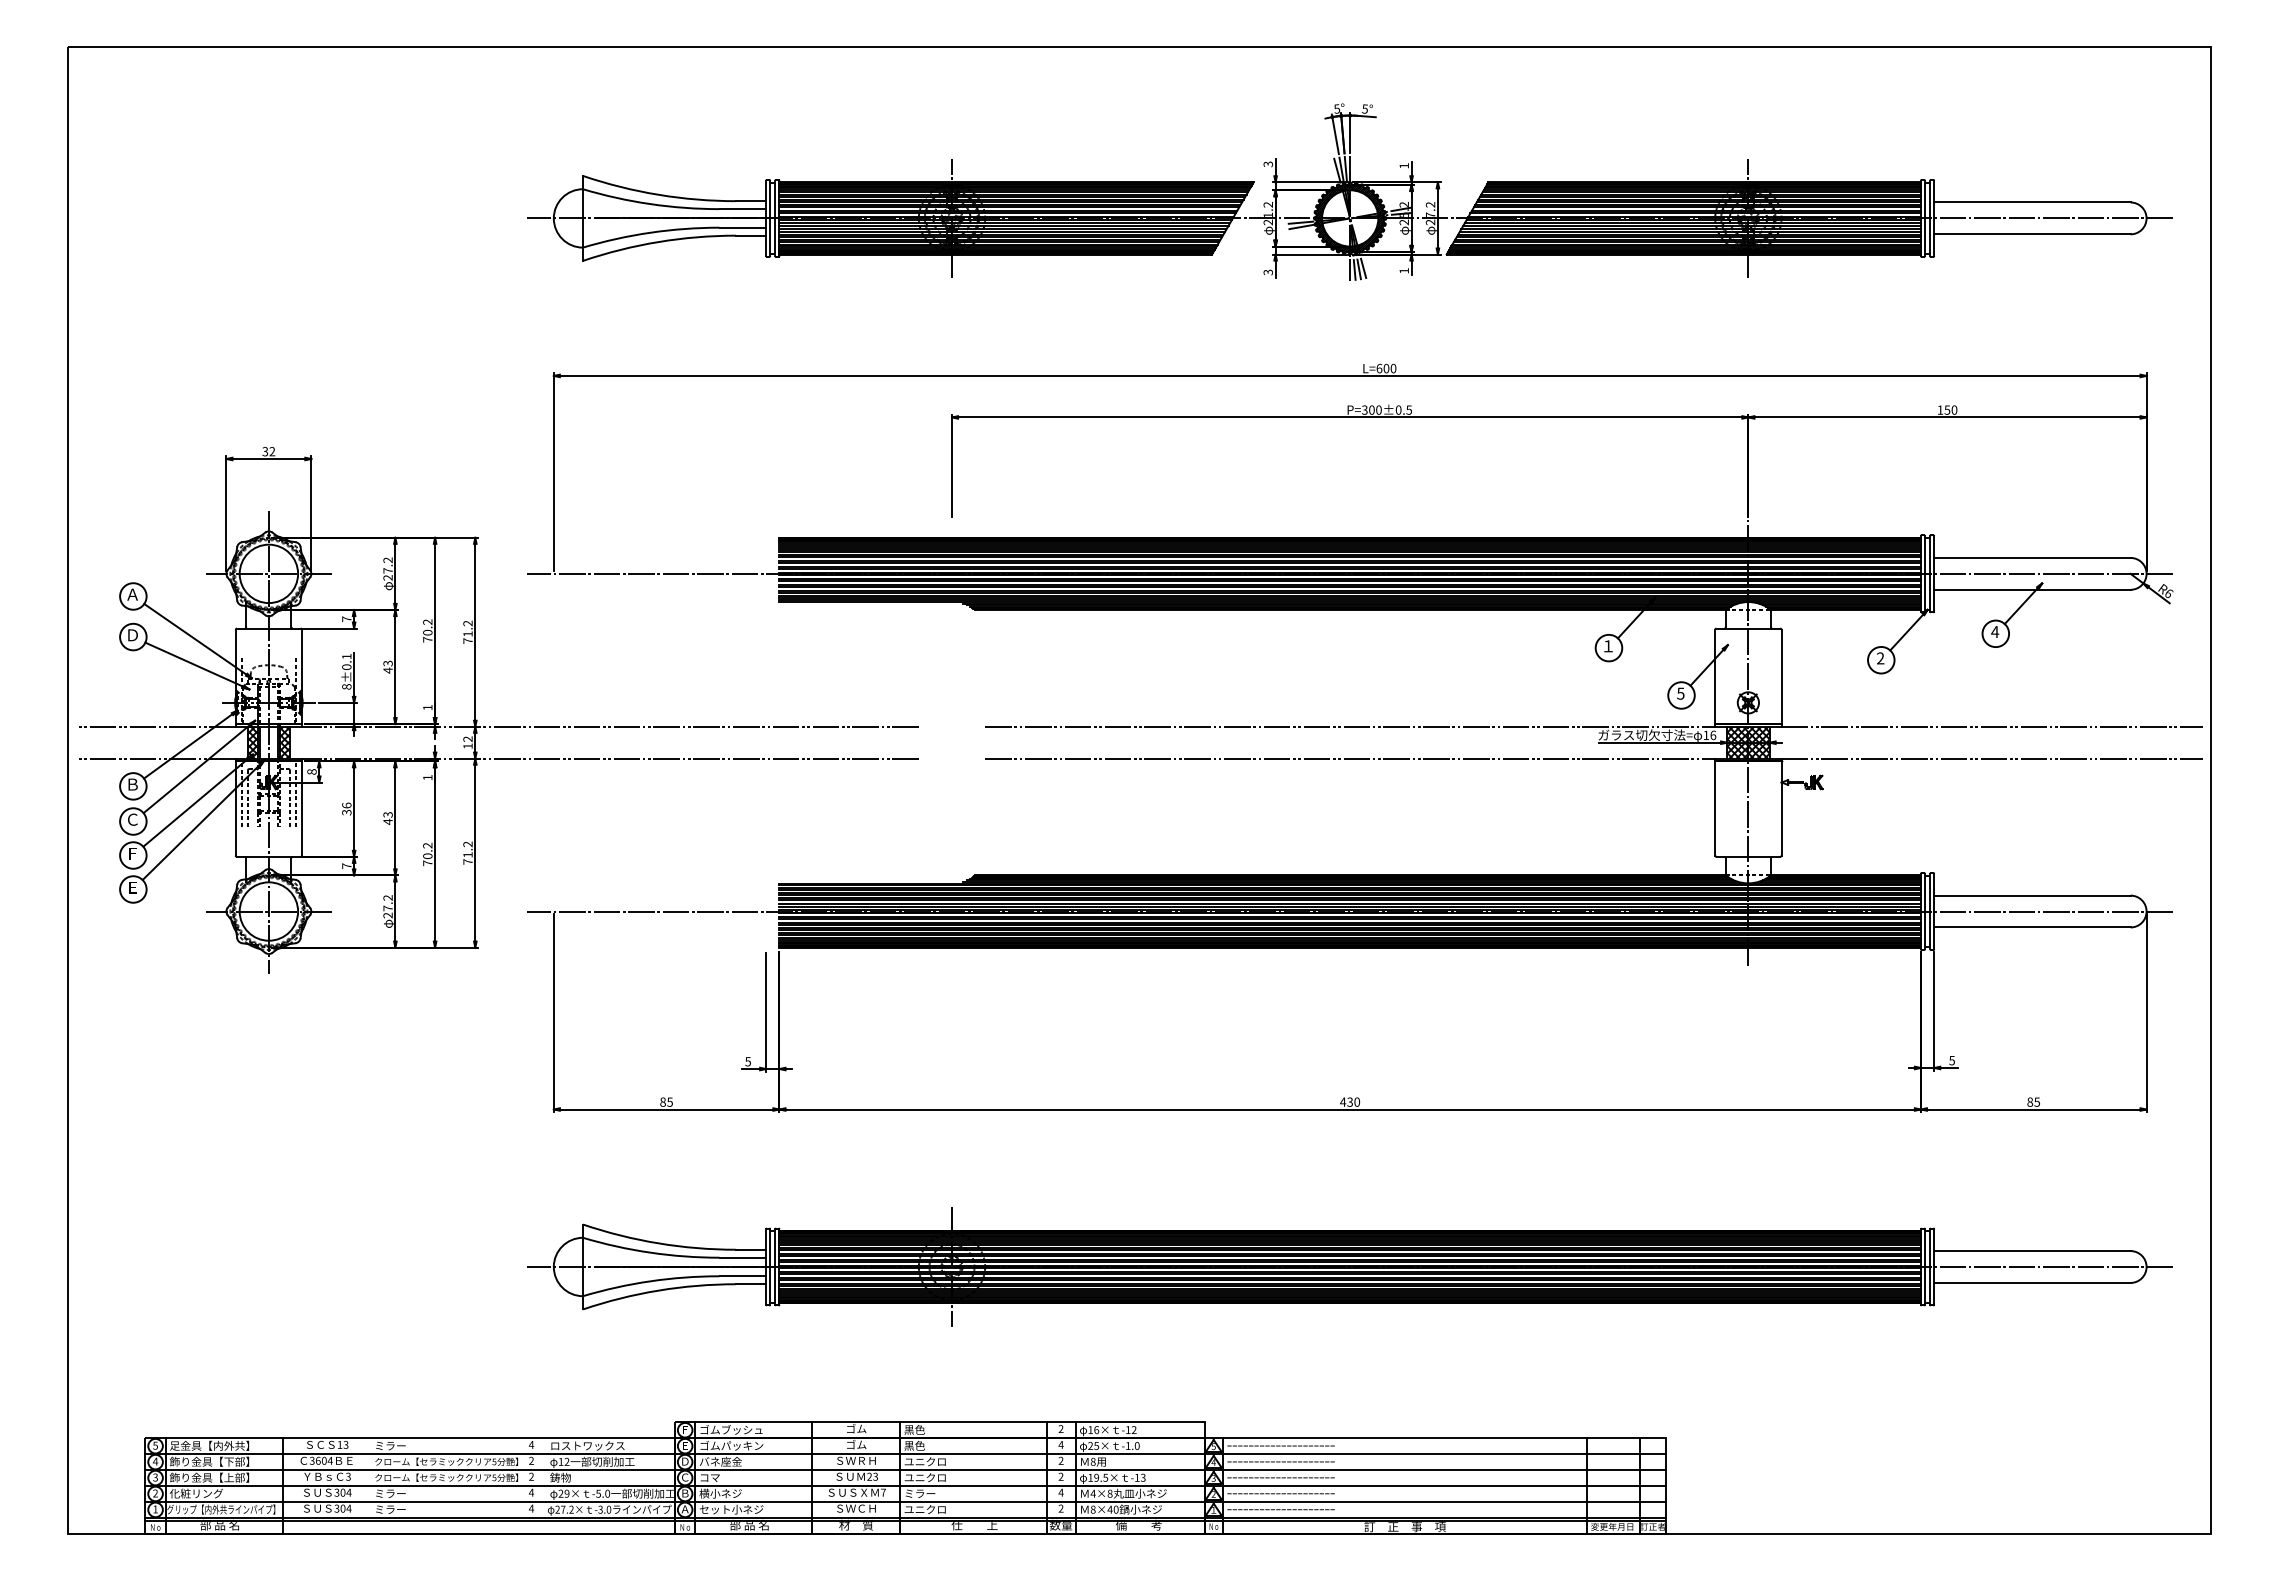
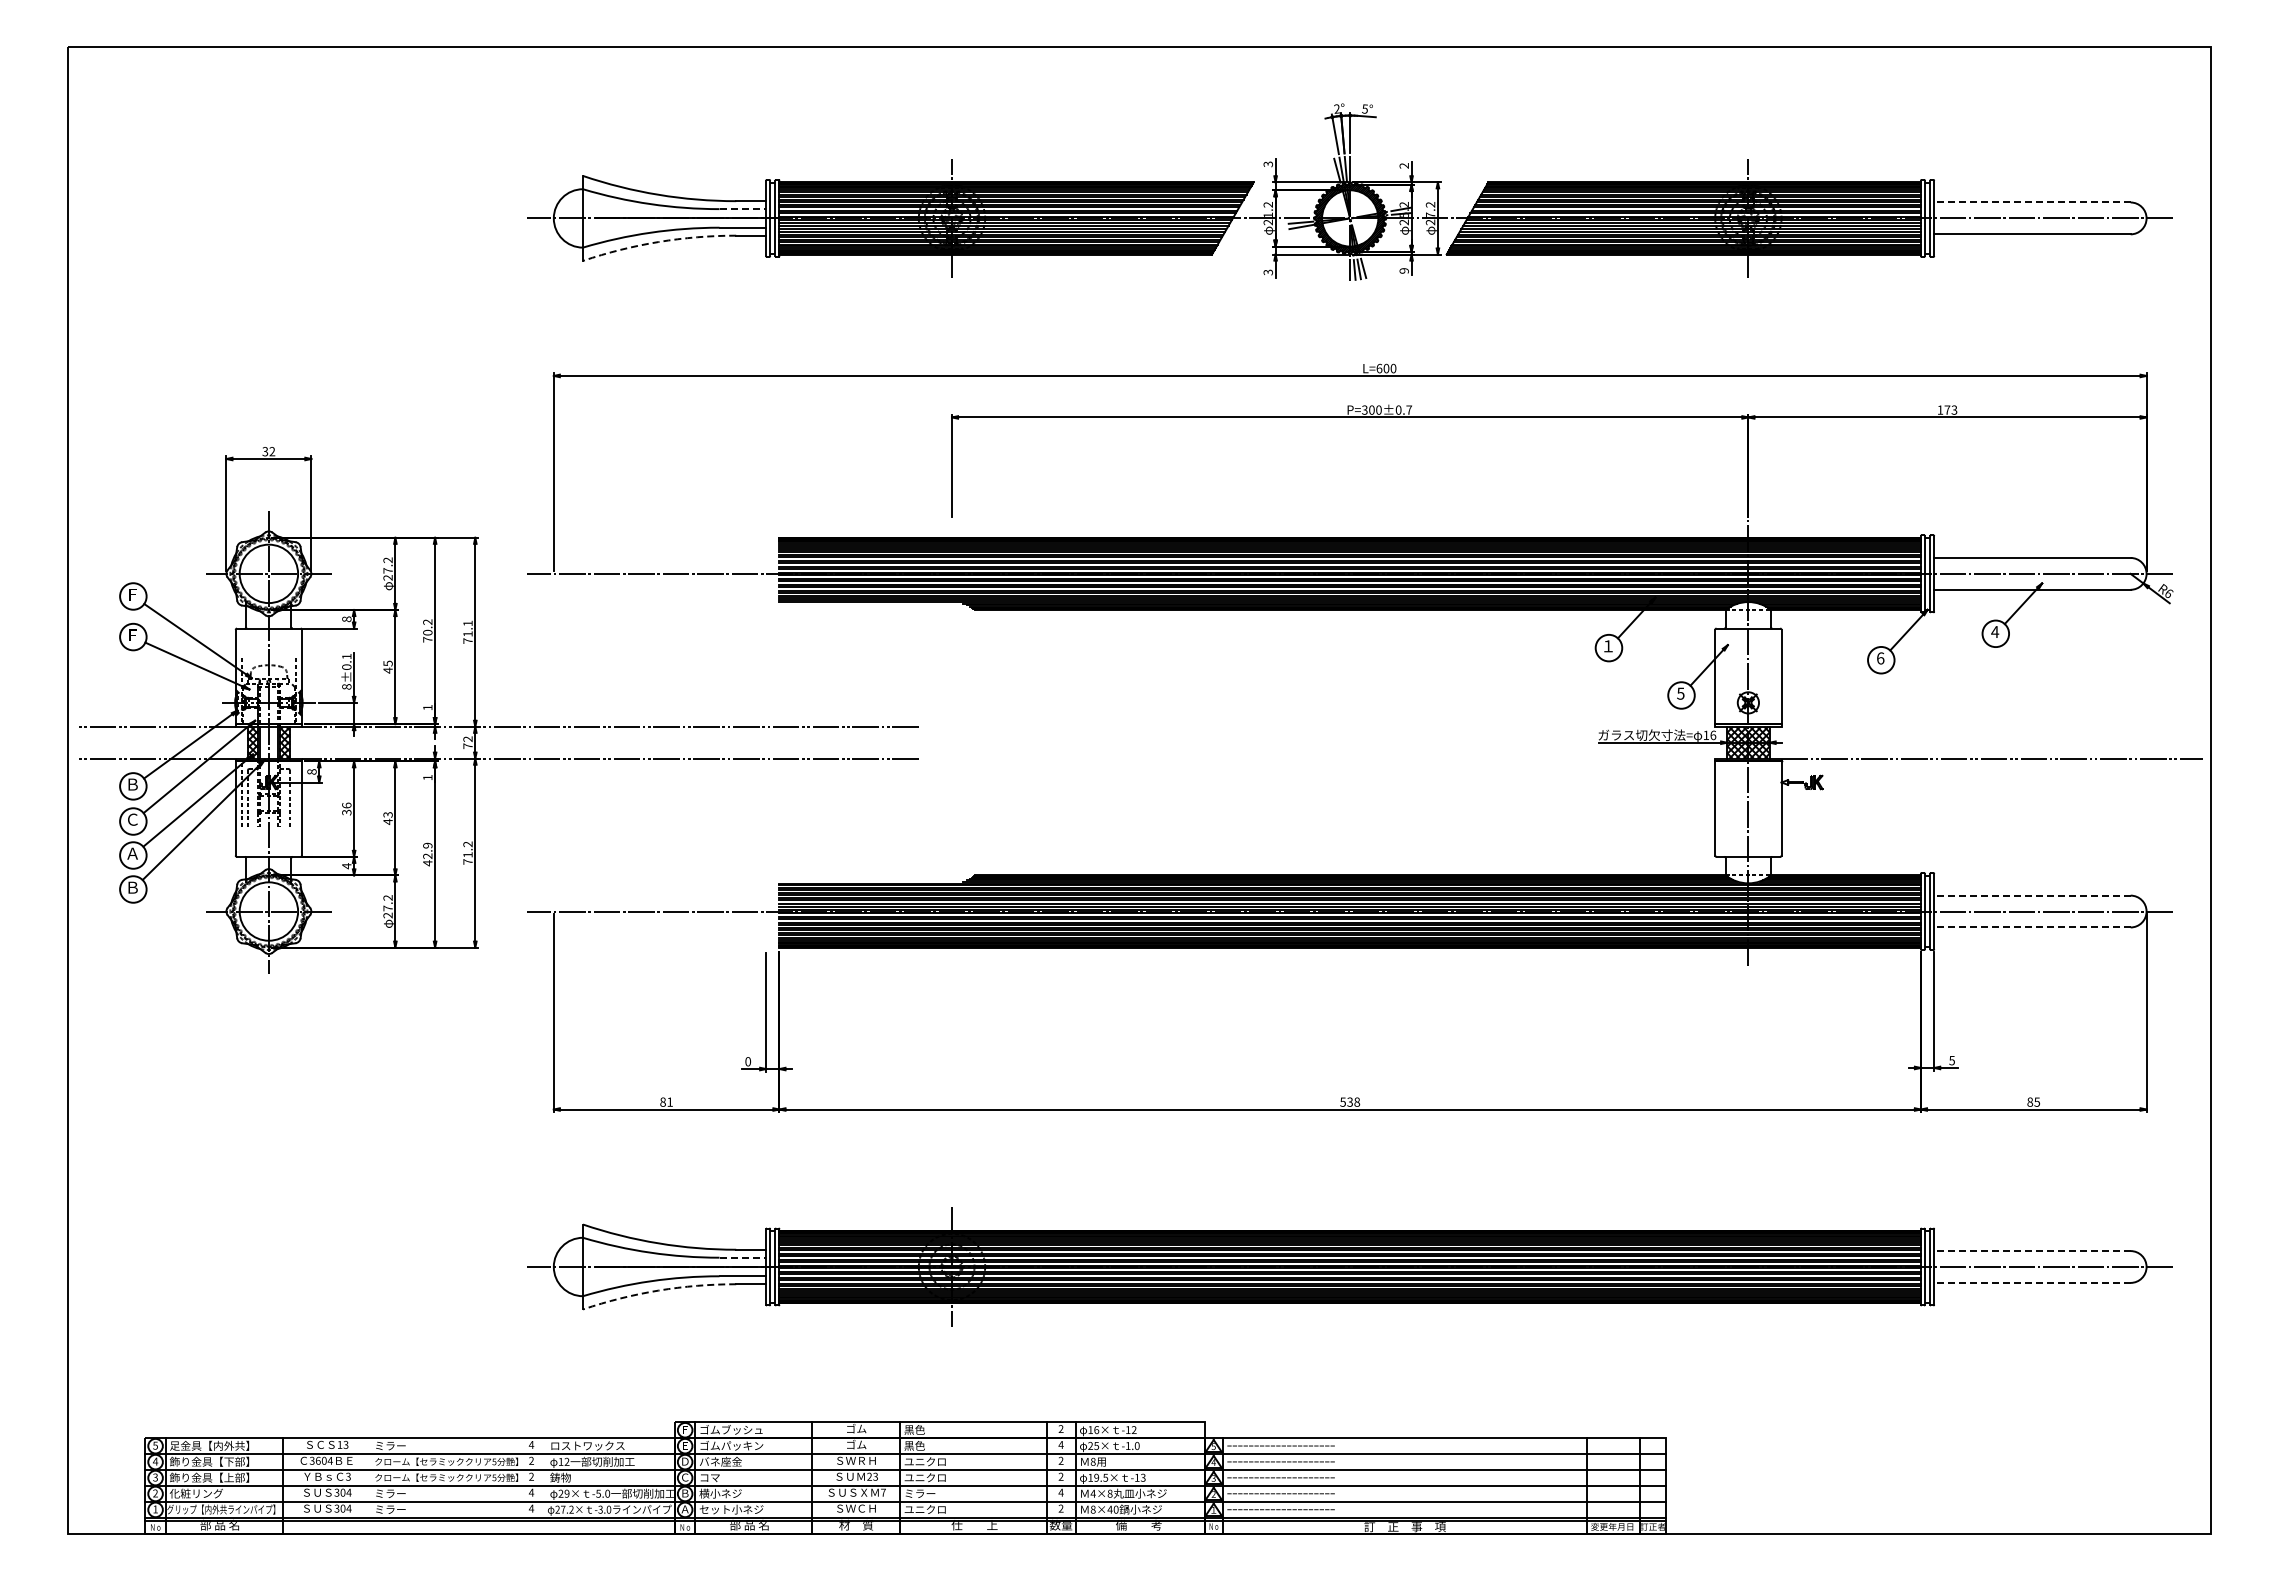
text: 5° -> 2° (1337, 108)
text: 1 -> 2 (1403, 165)
line: solid -> dashed (2031, 202)
line: solid -> dashed (743, 209)
arc: solid -> dashed (658, 242)
text: 1 -> 9 (1403, 270)
text: P=300±0.5 -> P=300±0.7 (1409, 409)
text: 150 -> 173 (1950, 409)
text: Ａ -> Ｆ (132, 594)
text: 7 -> 8 (346, 619)
text: 71.2 -> 71.1 (467, 623)
text: Ｄ -> Ｆ (132, 635)
text: 2 -> 6 (1880, 658)
text: 43 -> 45 (387, 663)
line: present -> none (1350, 726)
line: present -> none (1991, 726)
text: 12 -> 72 (467, 745)
line: present -> none (1350, 758)
line: present -> none (296, 793)
text: Ｆ -> Ａ (132, 853)
text: 70.2 -> 42.9 (427, 854)
text: 7 -> 4 (346, 866)
text: Ｅ -> Ｂ (132, 887)
line: solid -> dashed (2031, 895)
line: solid -> dashed (2031, 927)
text: 5 -> 0 (748, 1061)
text: 85 -> 81 (669, 1101)
text: 430 -> 538 (1350, 1101)
line: solid -> dashed (2031, 1251)
line: solid -> dashed (743, 1257)
line: solid -> dashed (2031, 1282)
arc: solid -> dashed (658, 1290)
